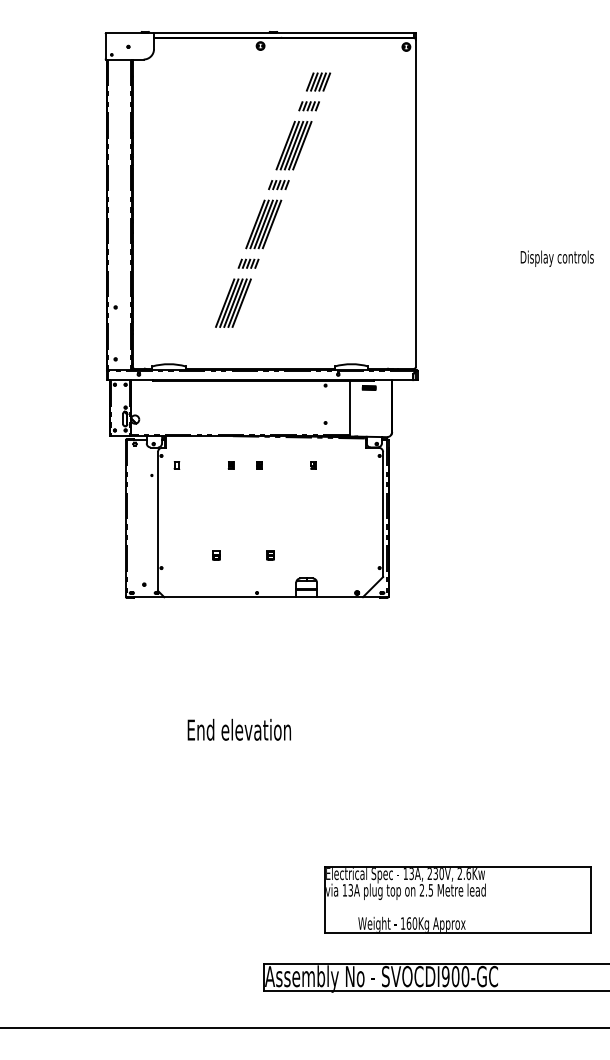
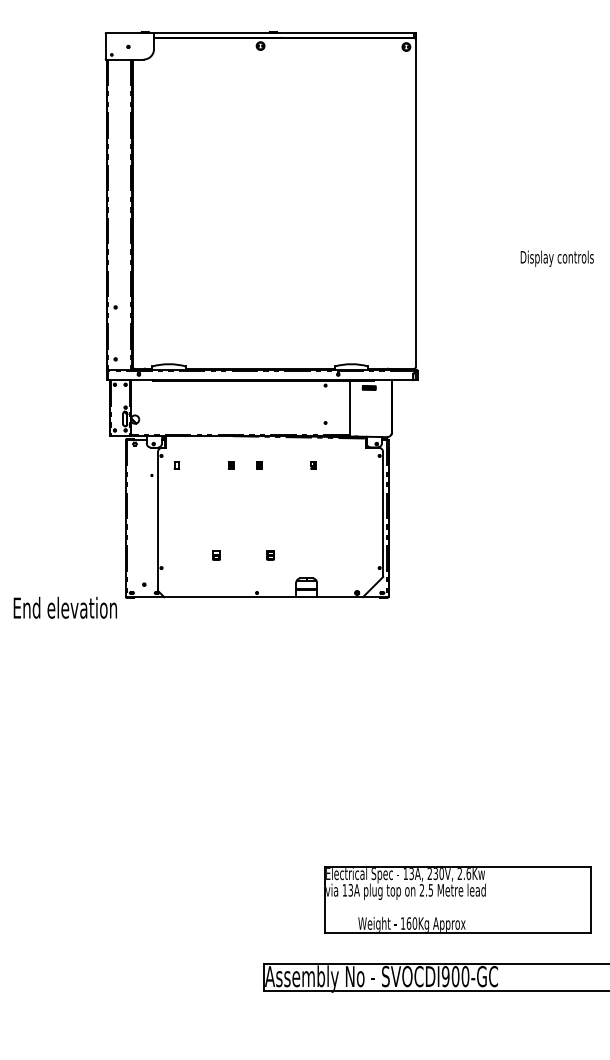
part: present -> none (273, 199)
text position: (238, 729) -> (64, 607) (64, 607)
line: present -> none (304, 1028)
